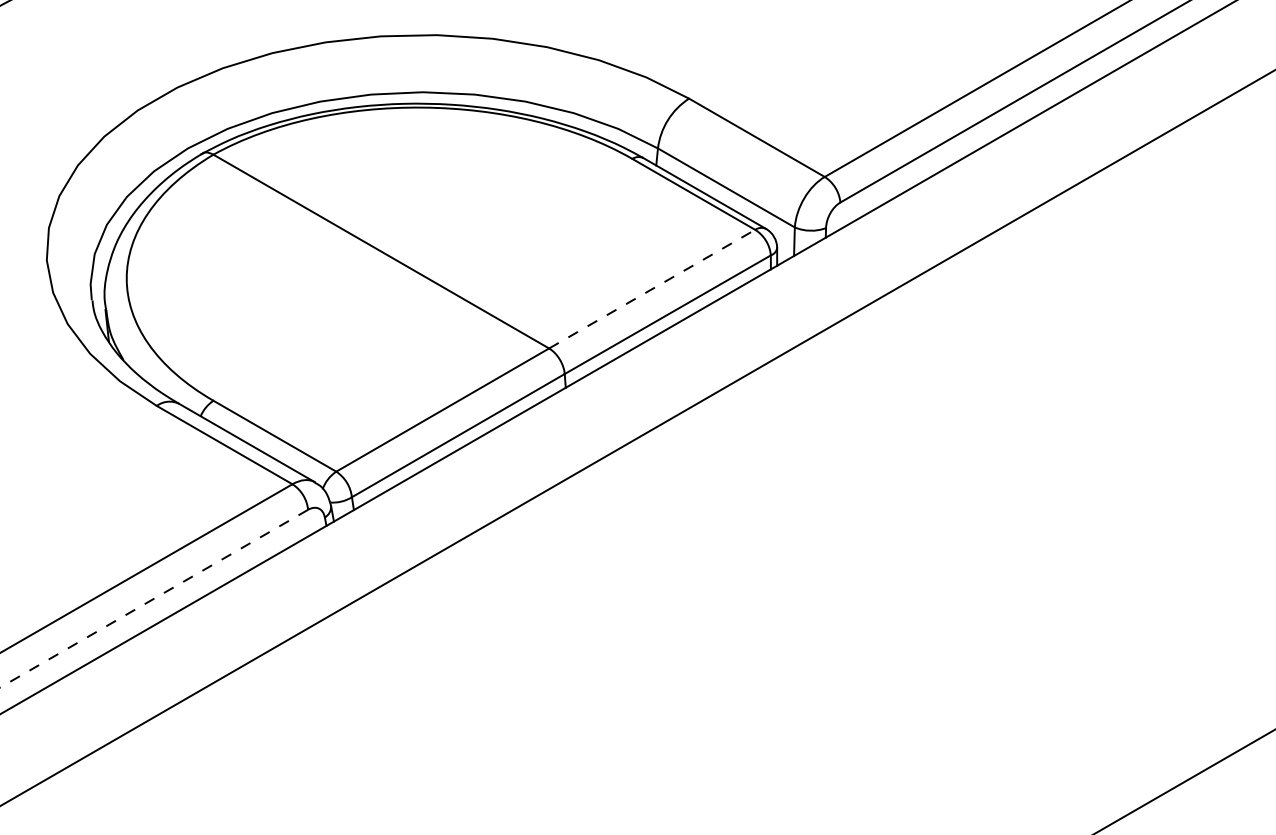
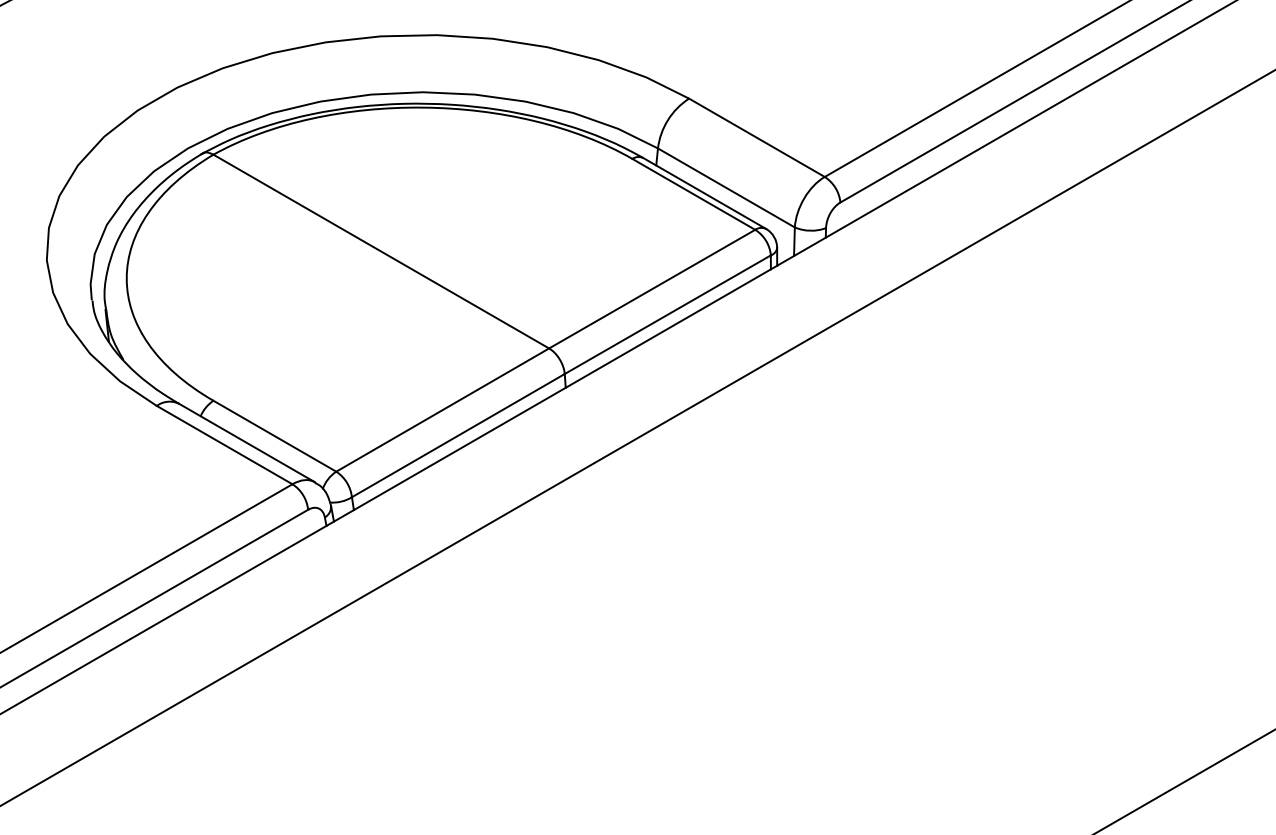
line: dashed -> solid (652, 289)
line: dashed -> solid (153, 598)
